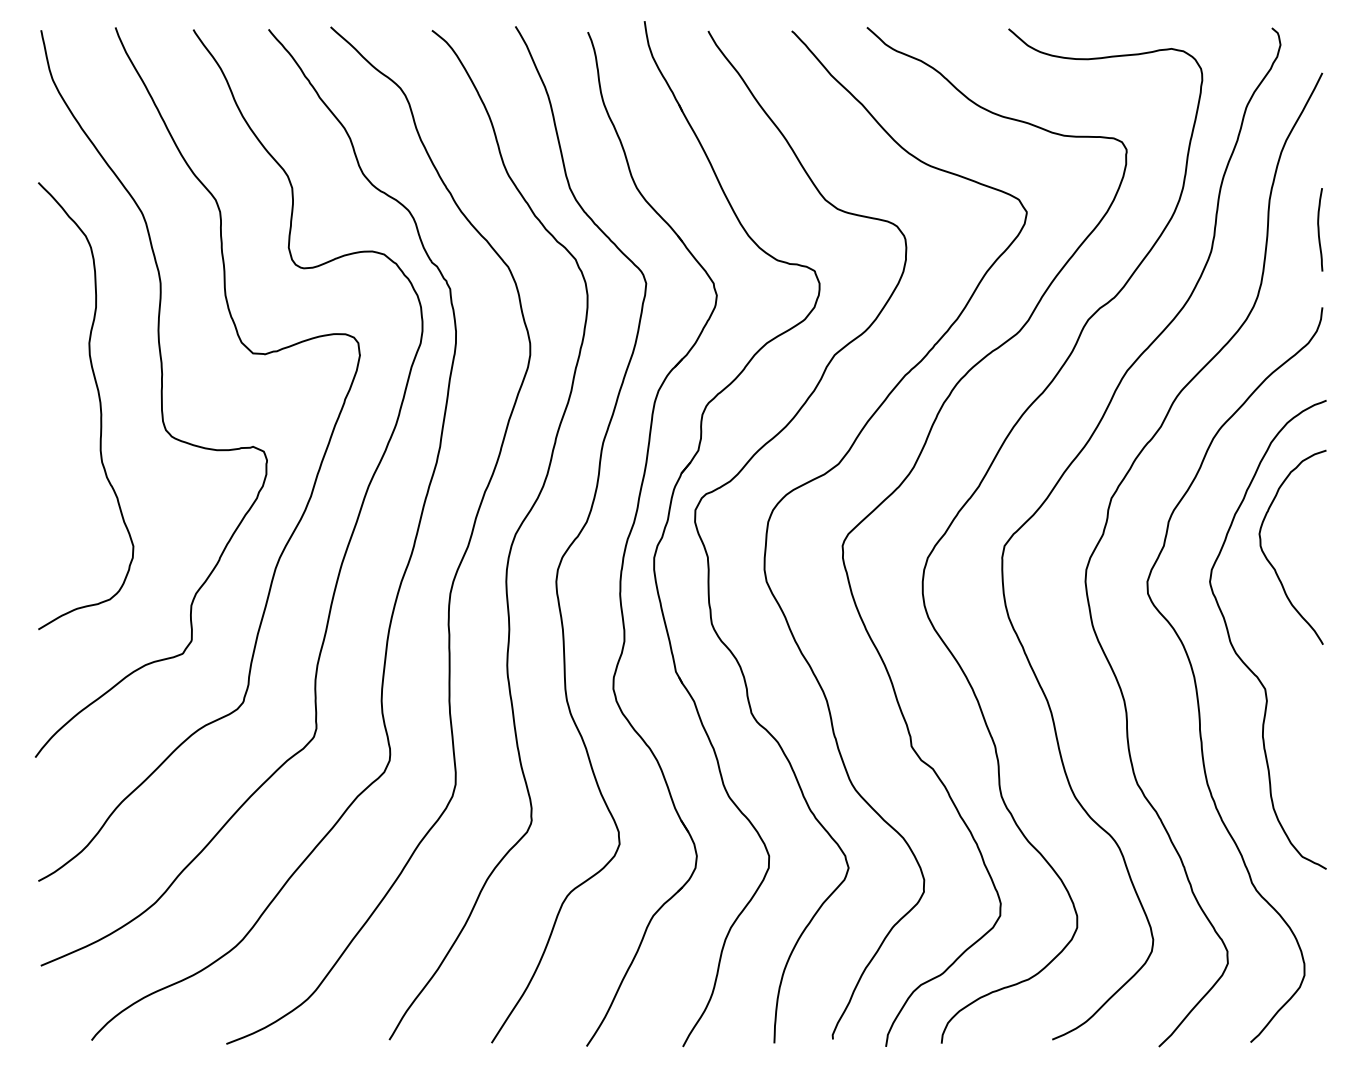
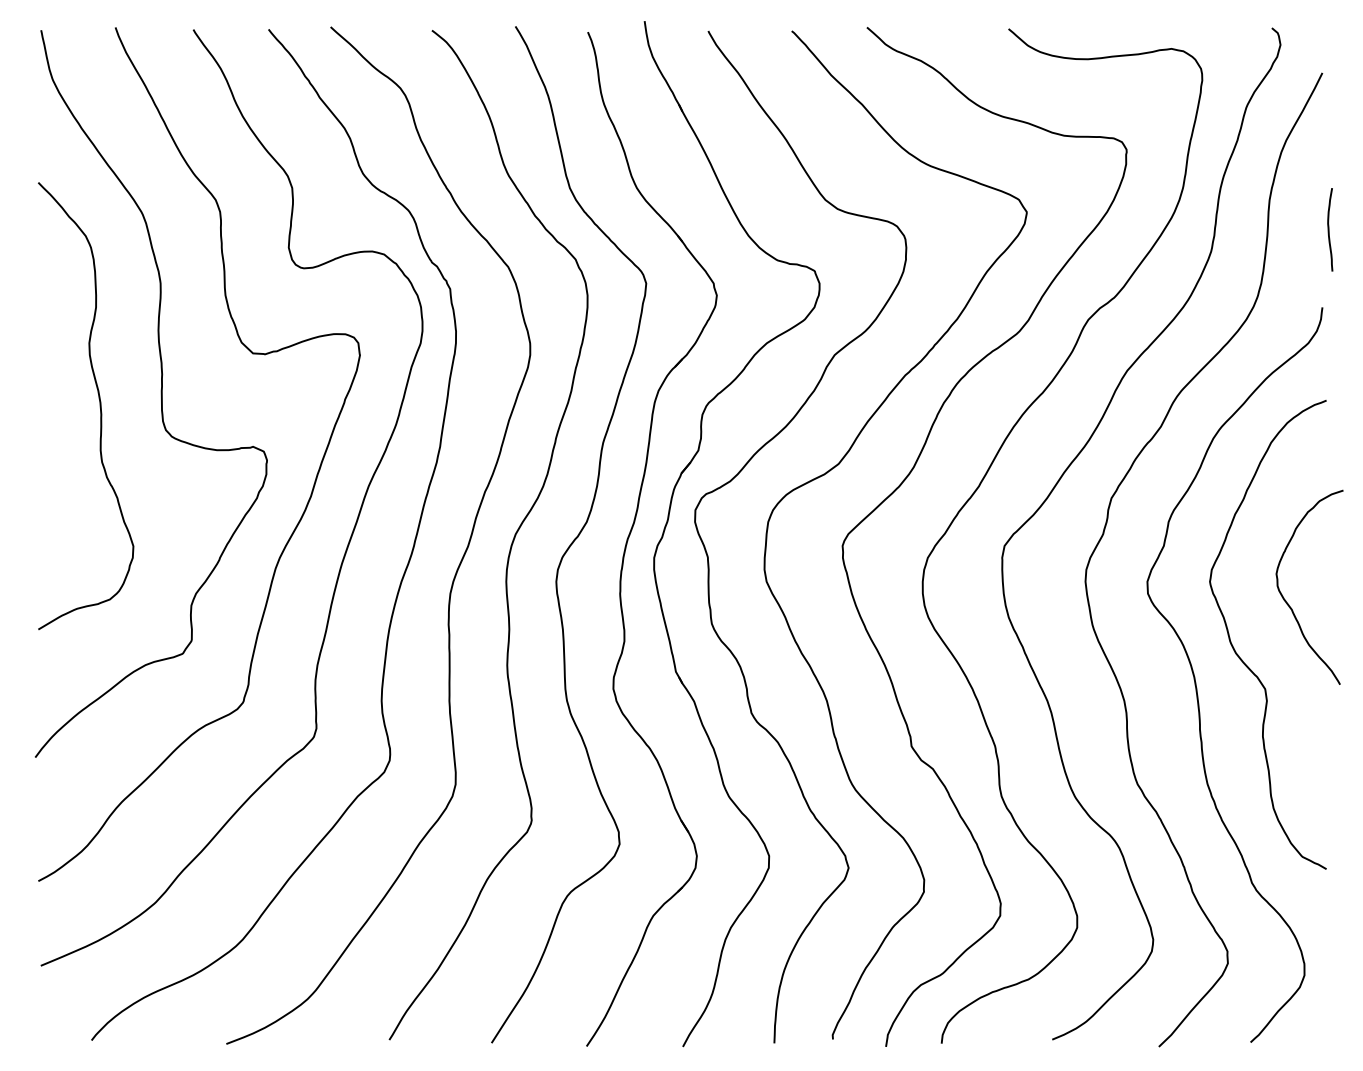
curve position: (1319, 229) -> (1329, 229) (1329, 229)
curve position: (1272, 564) -> (1289, 604) (1289, 604)
